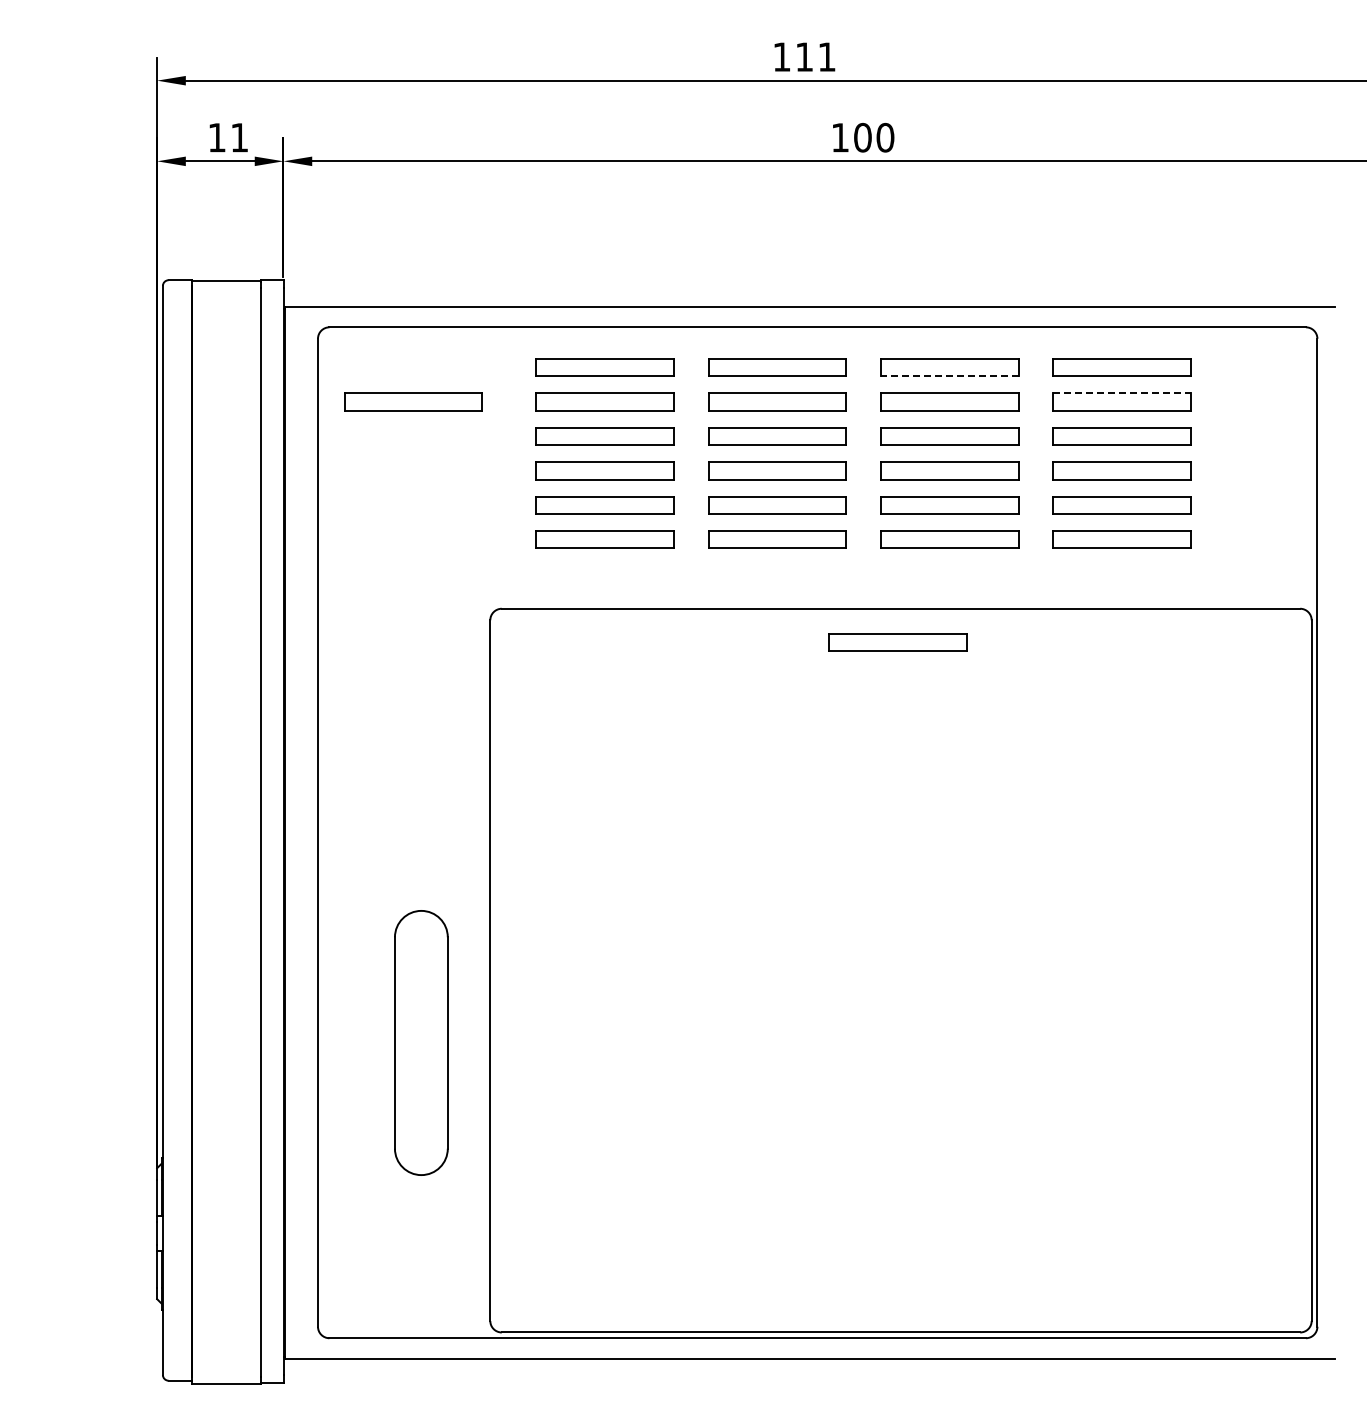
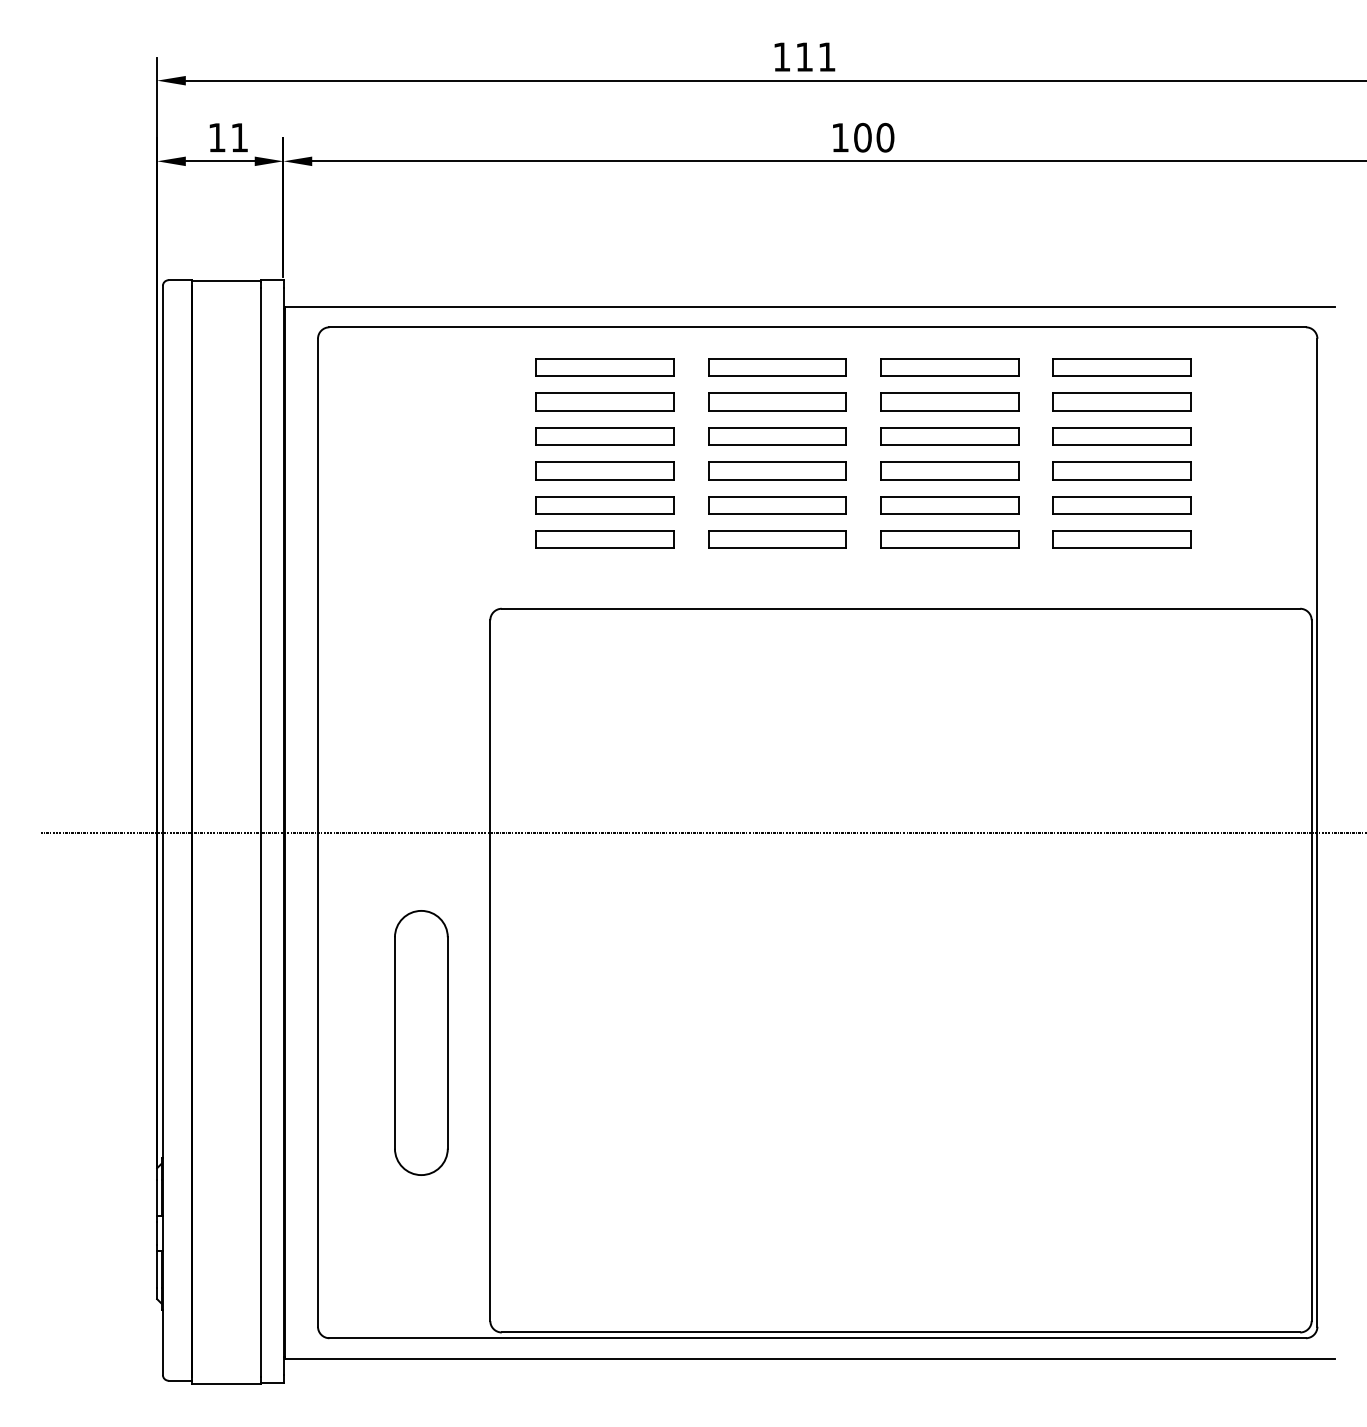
line: dashed -> solid (949, 376)
line: dashed -> solid (1122, 393)
part: present -> none (413, 401)
part: present -> none (897, 642)
line: none -> present (701, 832)
